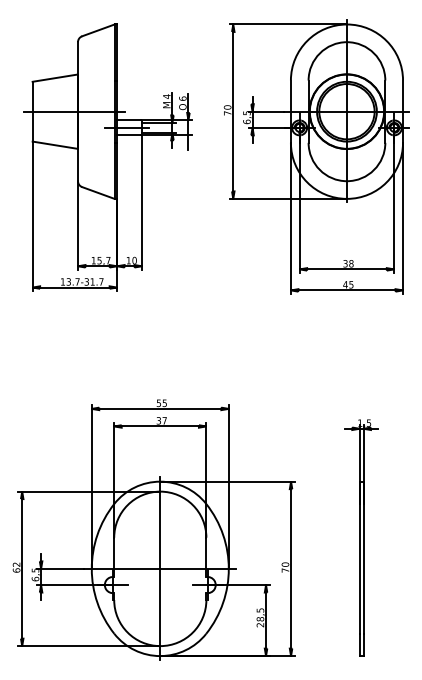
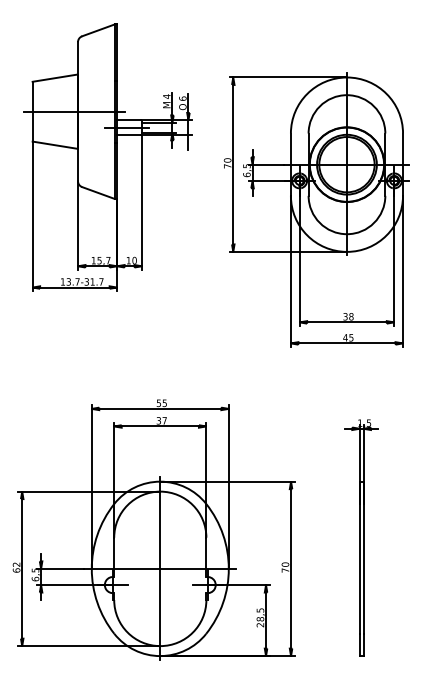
part position: (316, 156) -> (316, 209) (316, 209)
